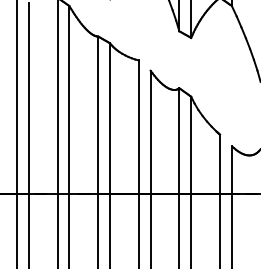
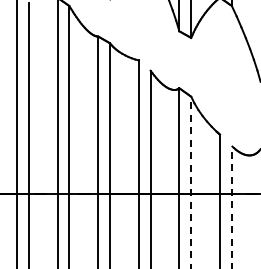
line: solid -> dashed (191, 182)
line: solid -> dashed (231, 207)
